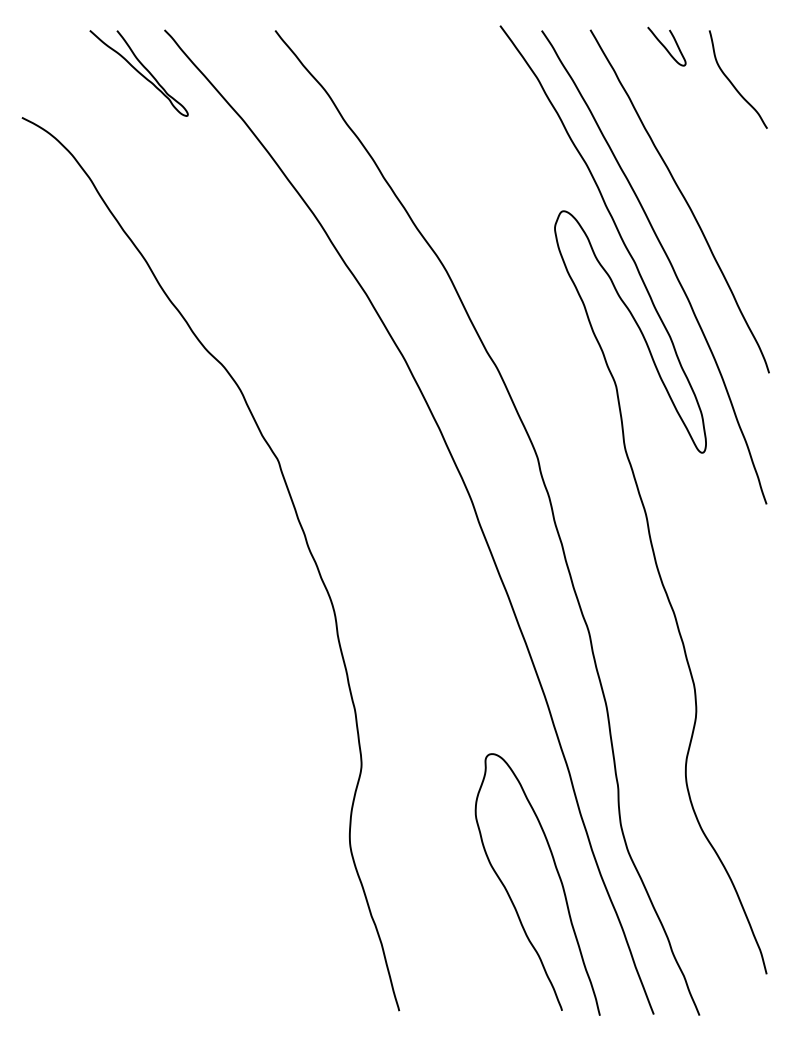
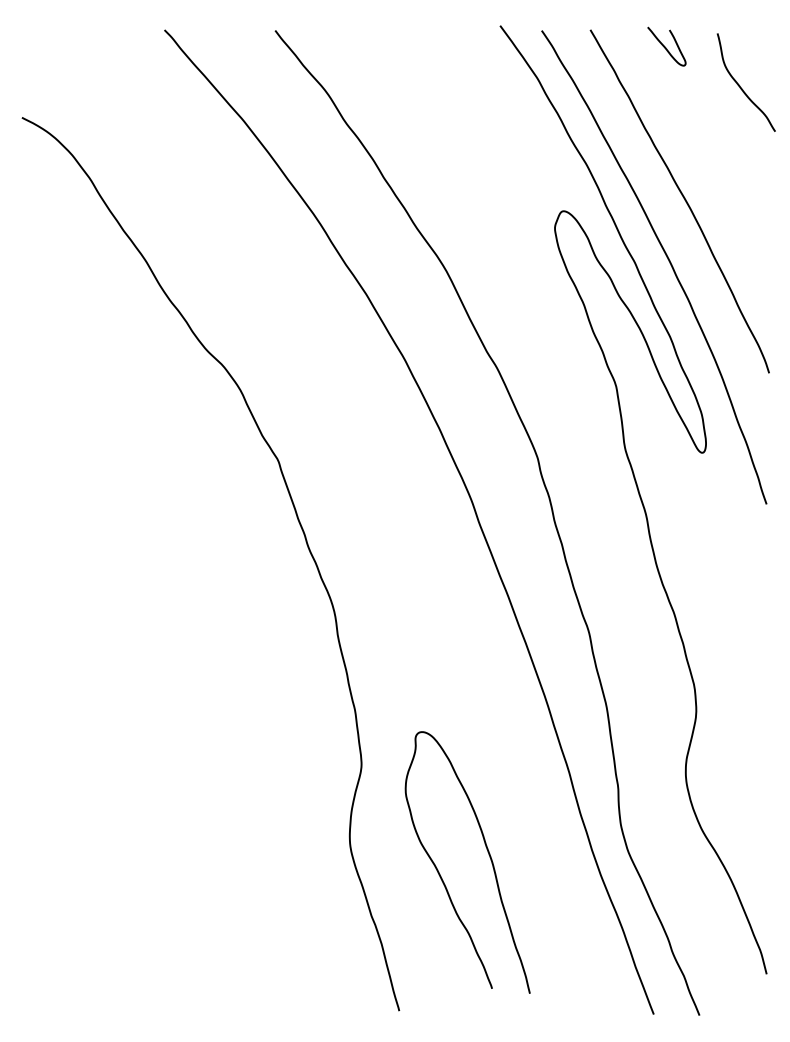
curve: present -> none (138, 73)
curve position: (732, 82) -> (740, 85) (740, 85)
curve position: (557, 874) -> (487, 852) (487, 852)
